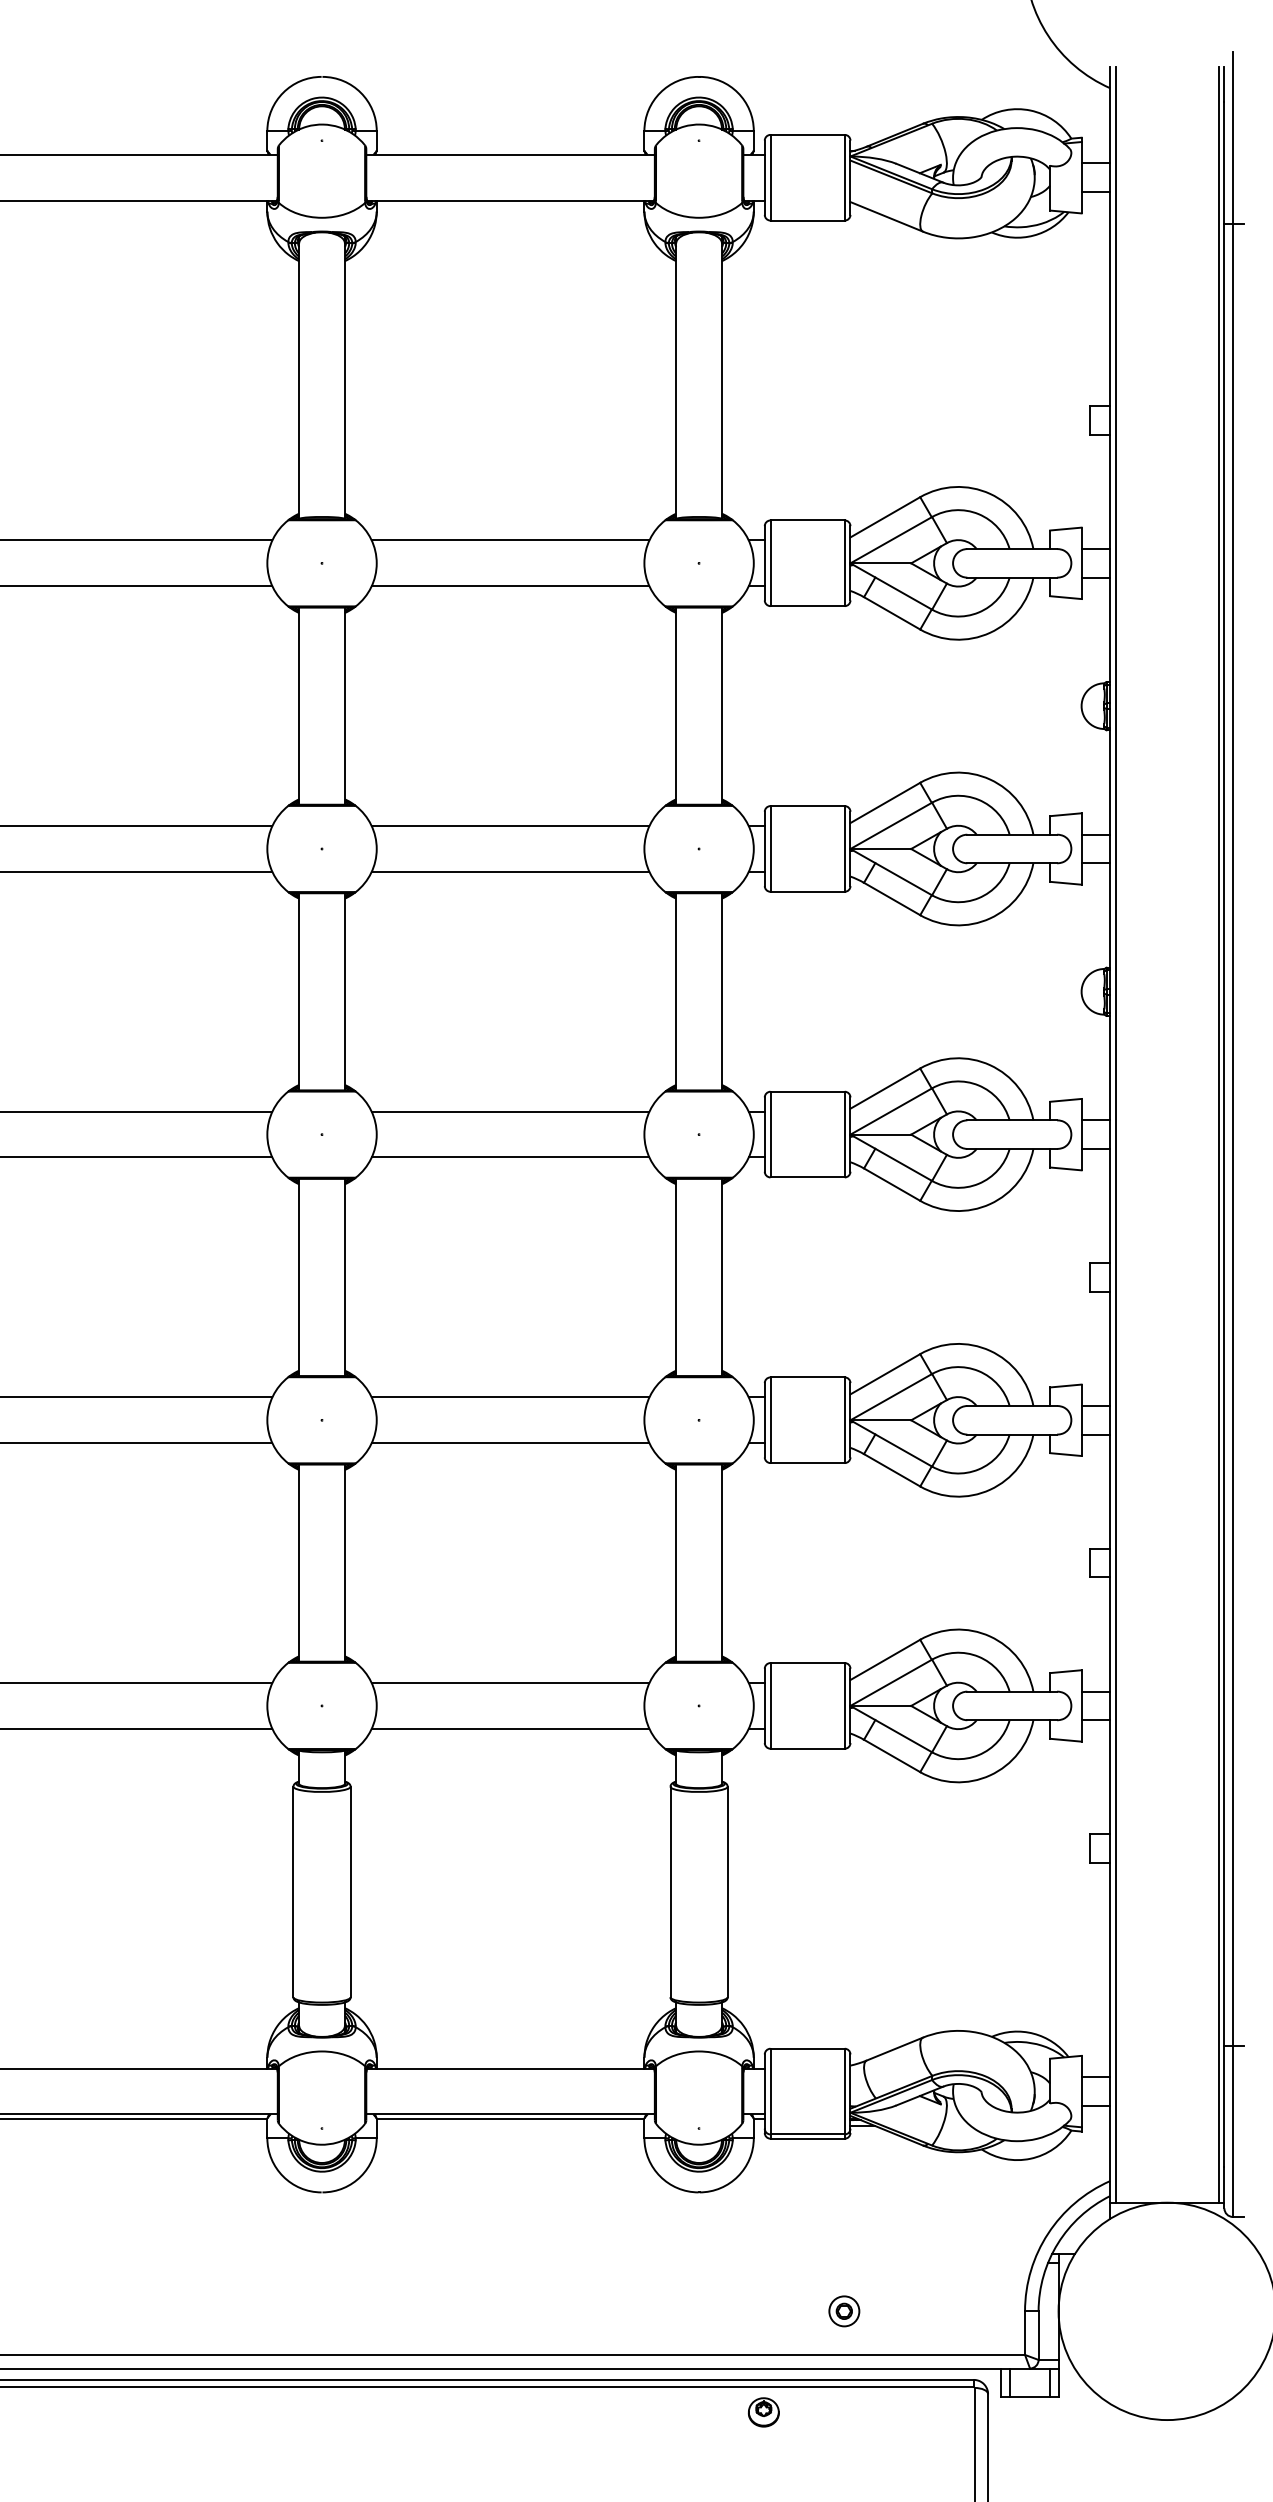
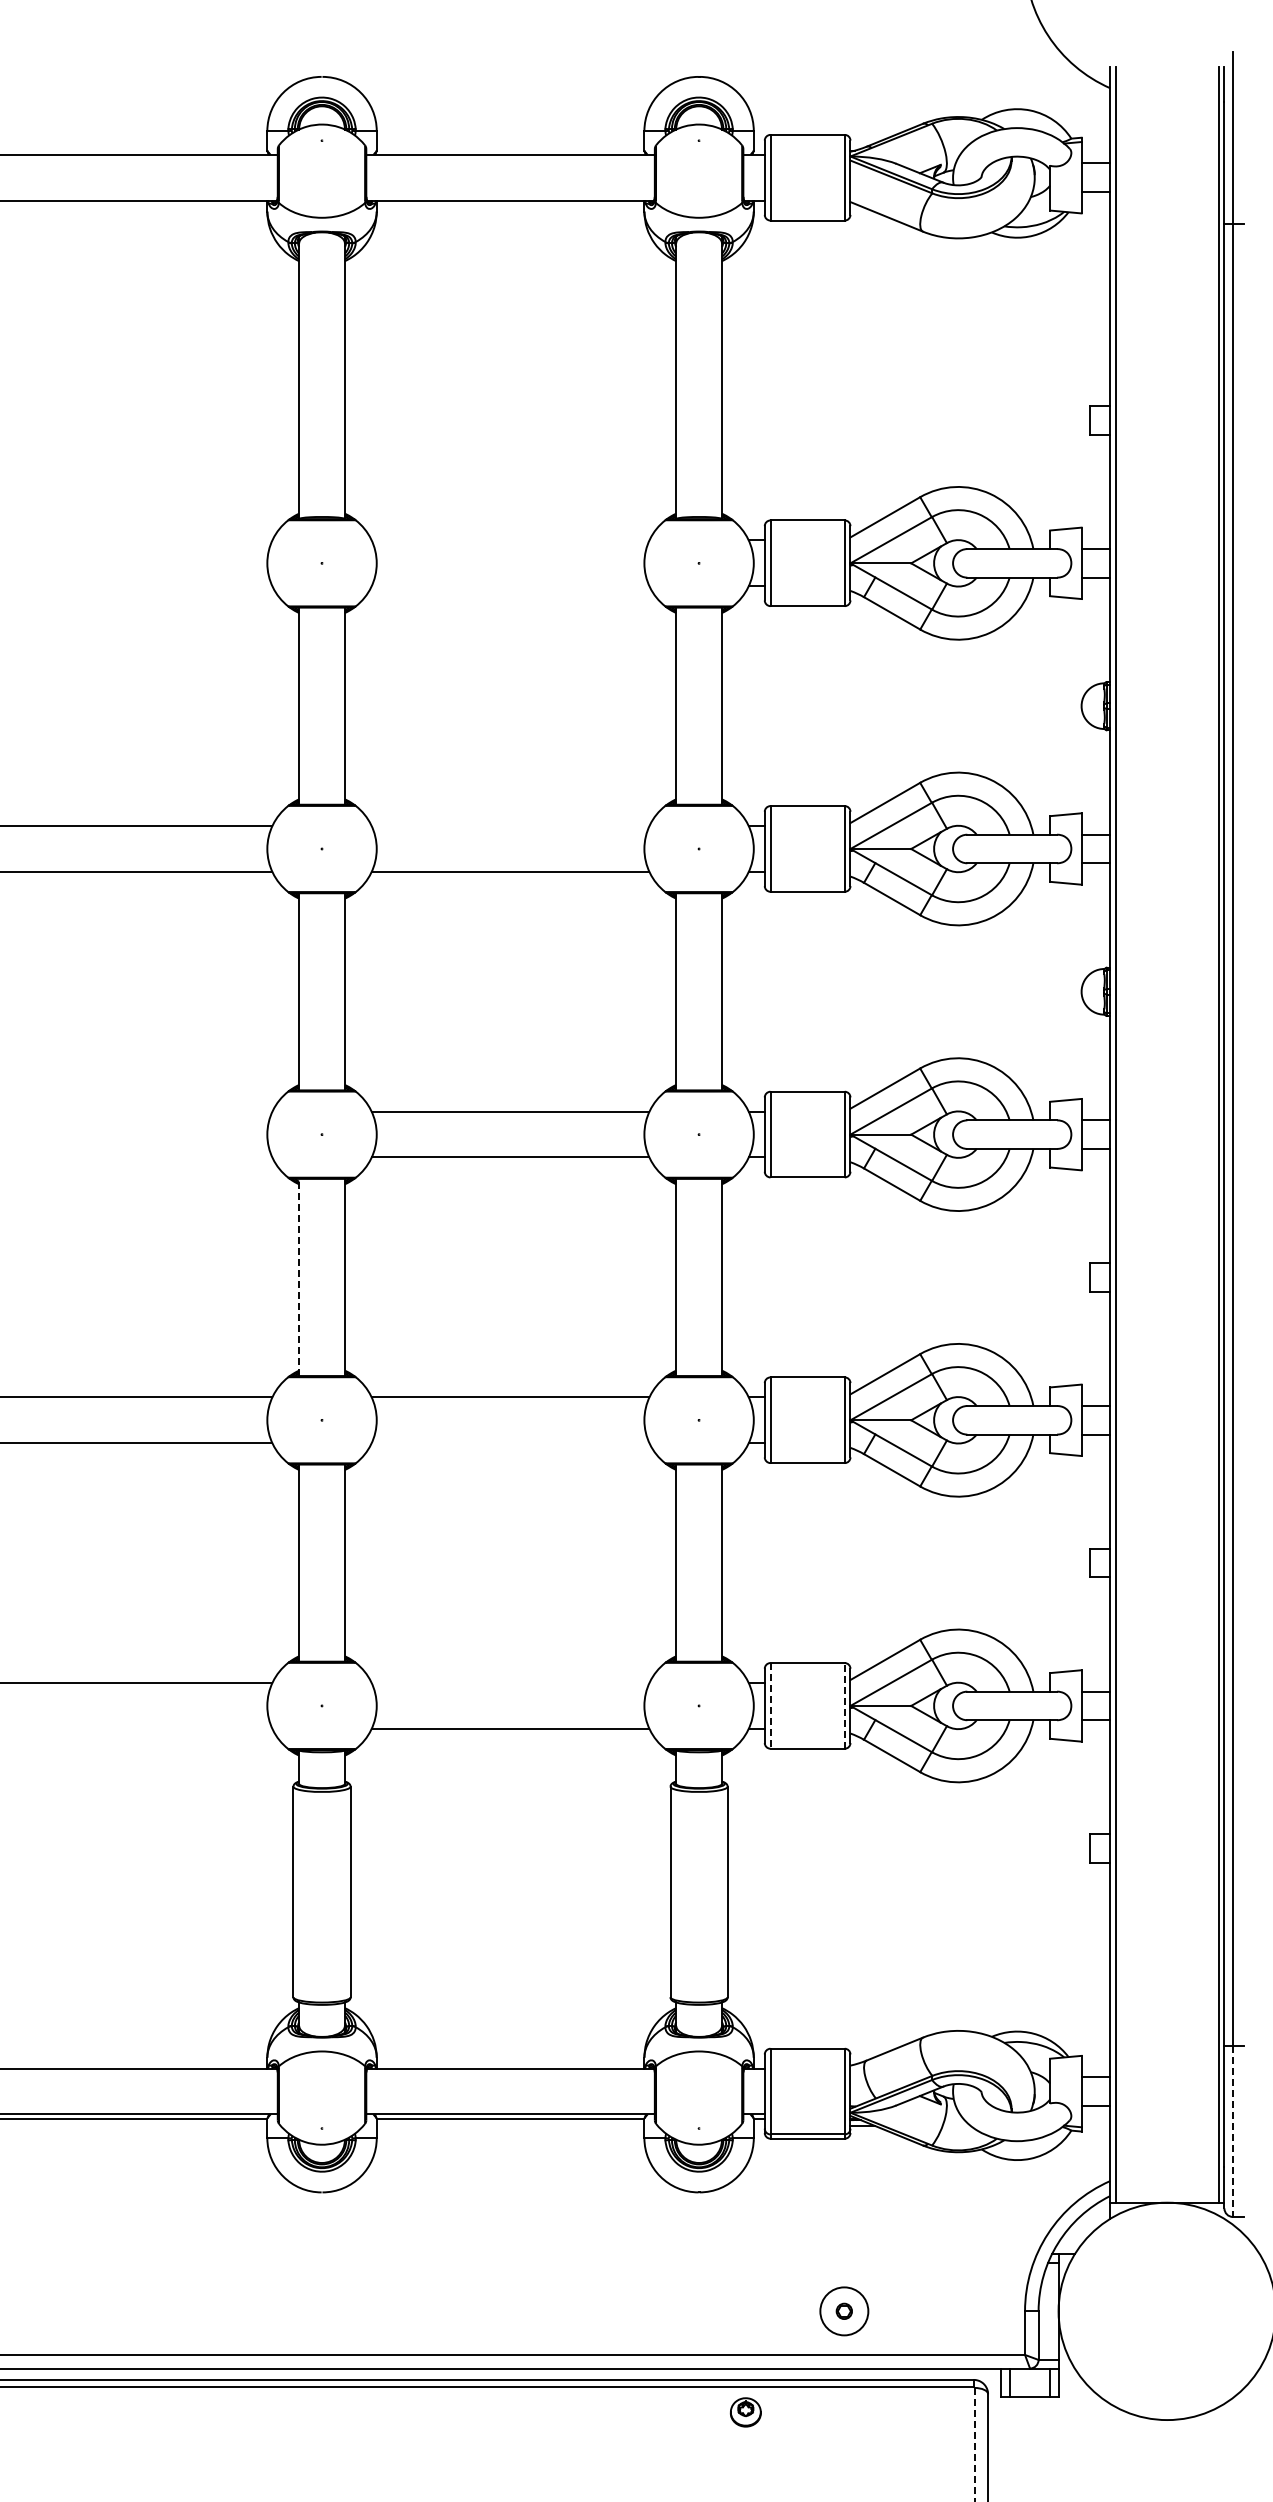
line: present -> none (137, 540)
line: present -> none (510, 540)
line: present -> none (137, 586)
line: present -> none (510, 586)
line: present -> none (510, 826)
line: present -> none (137, 1111)
line: present -> none (137, 1157)
line: solid -> dashed (299, 1277)
line: present -> none (510, 1443)
line: present -> none (510, 1683)
line: solid -> dashed (770, 1705)
line: solid -> dashed (844, 1705)
line: present -> none (137, 1728)
line: solid -> dashed (1232, 2131)
circle diameter: 30 px -> 48 px (844, 2311)
part position: (763, 2412) -> (745, 2412) (745, 2412)
line: solid -> dashed (974, 2444)
